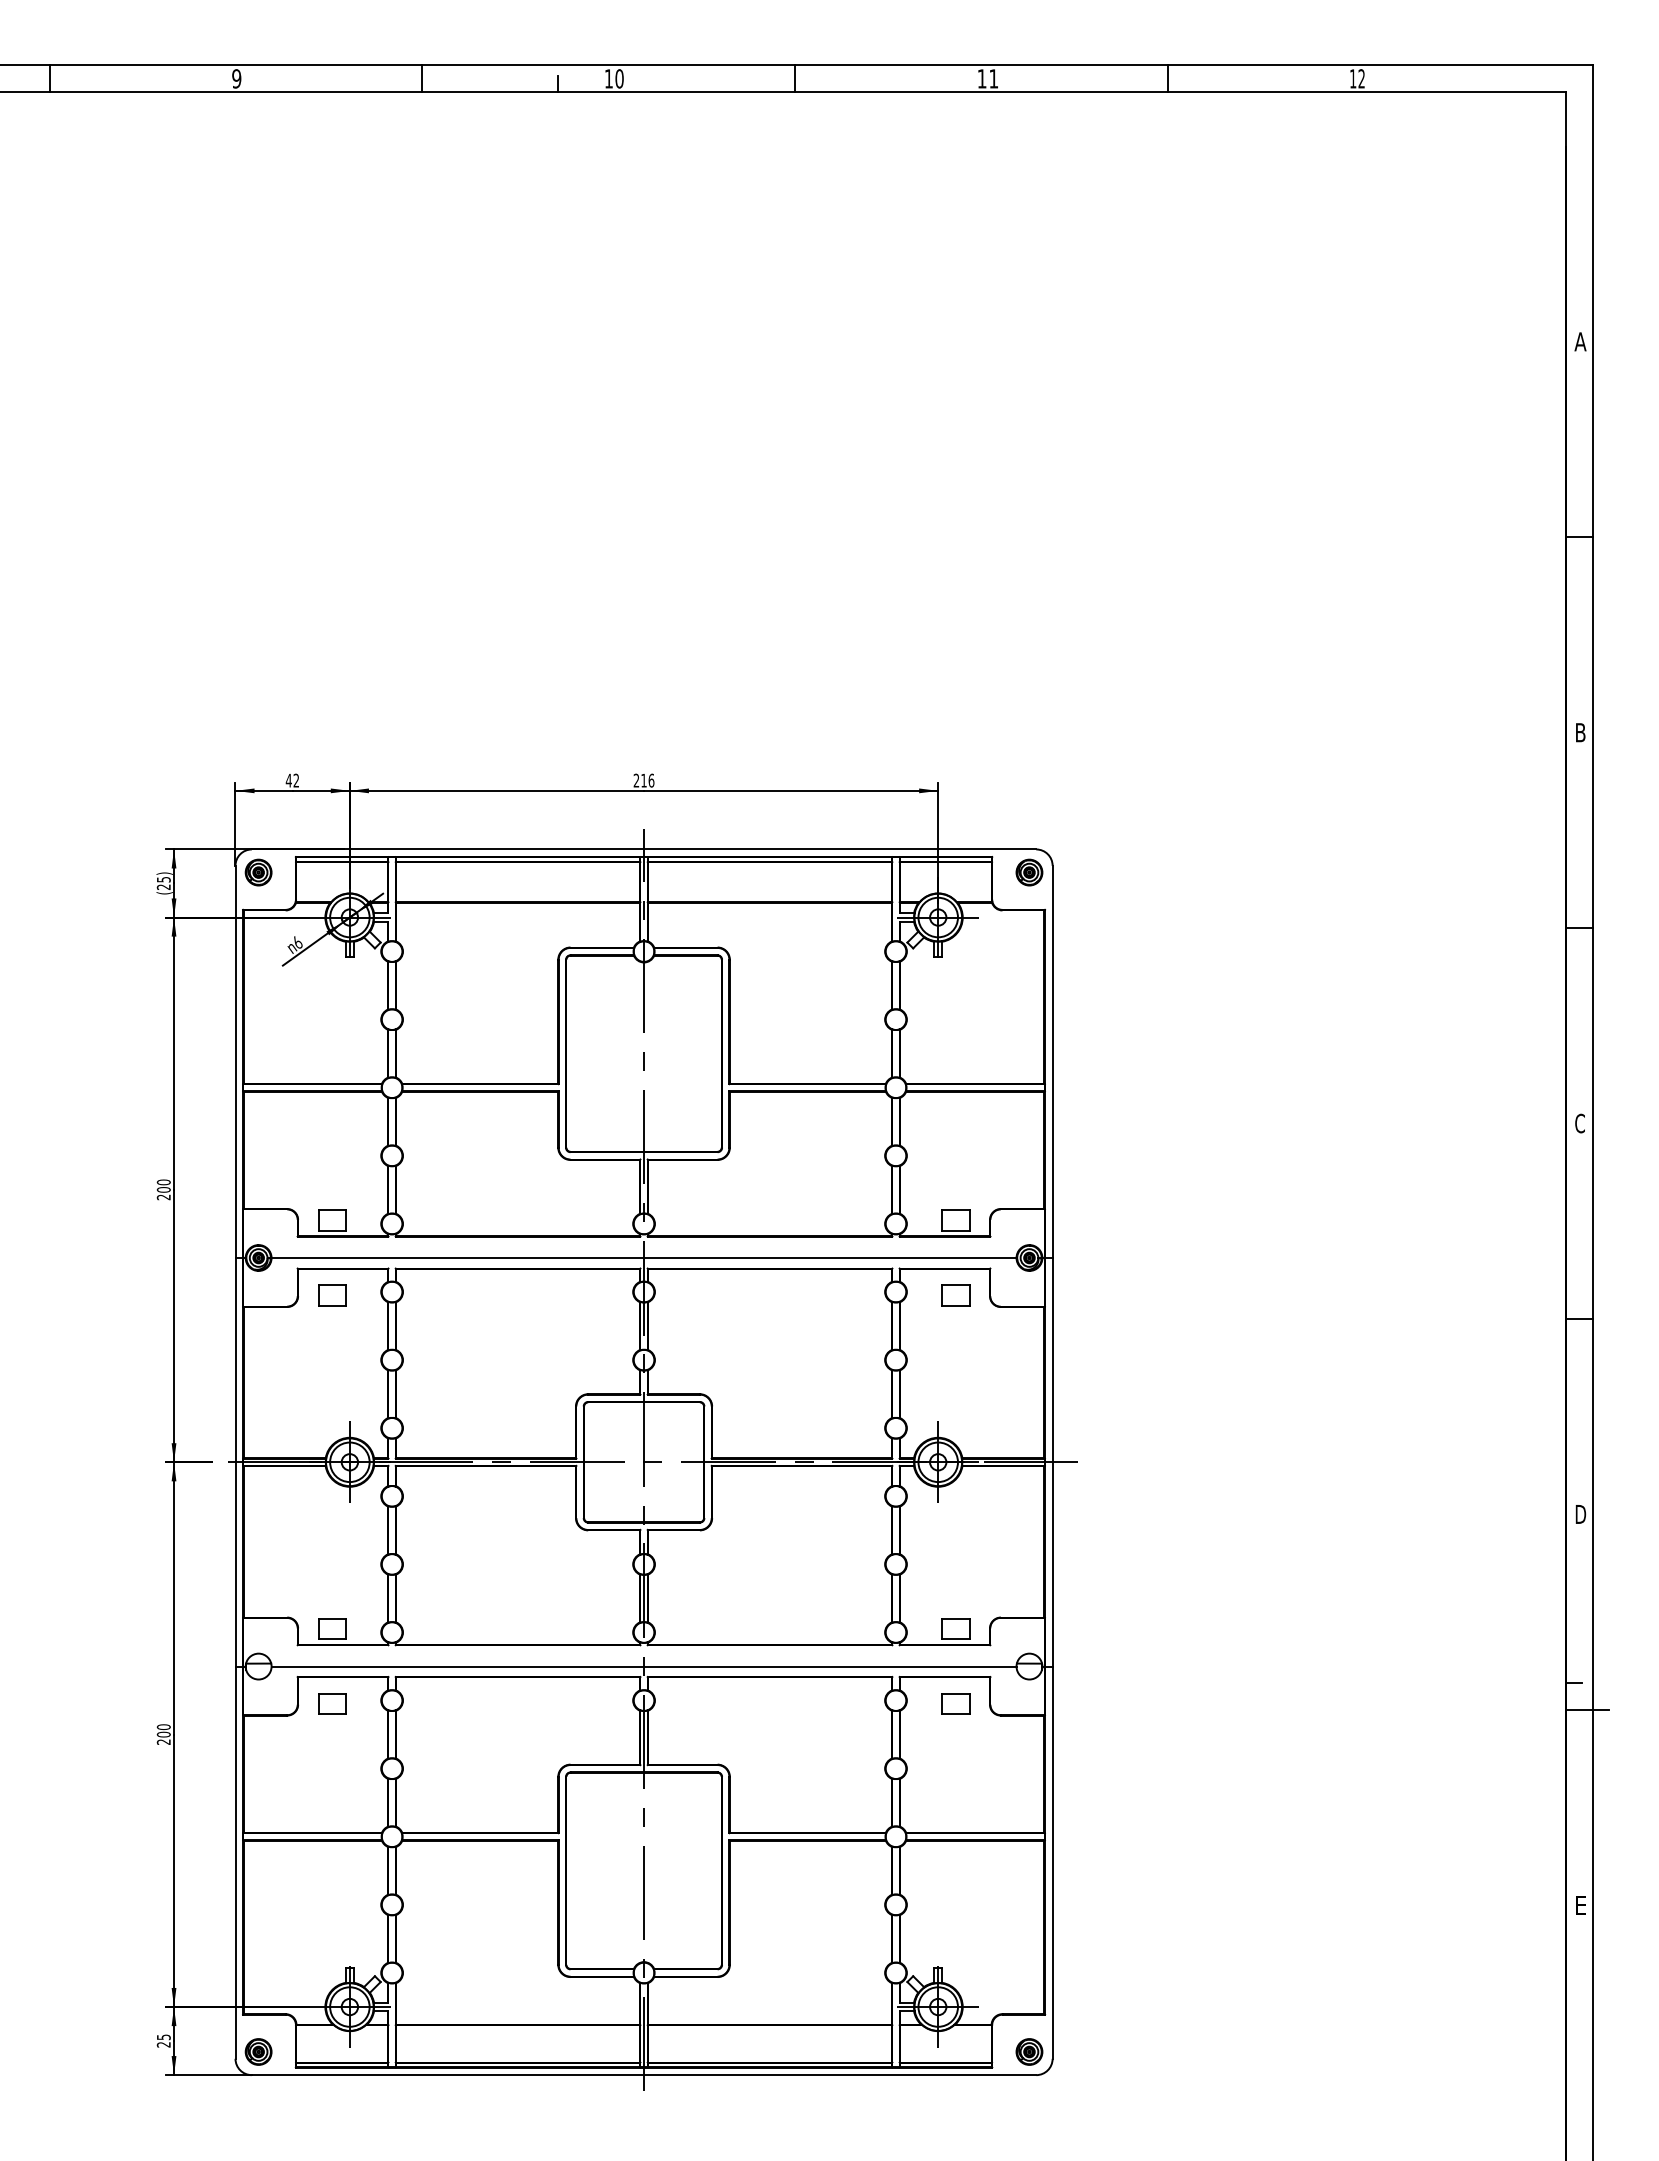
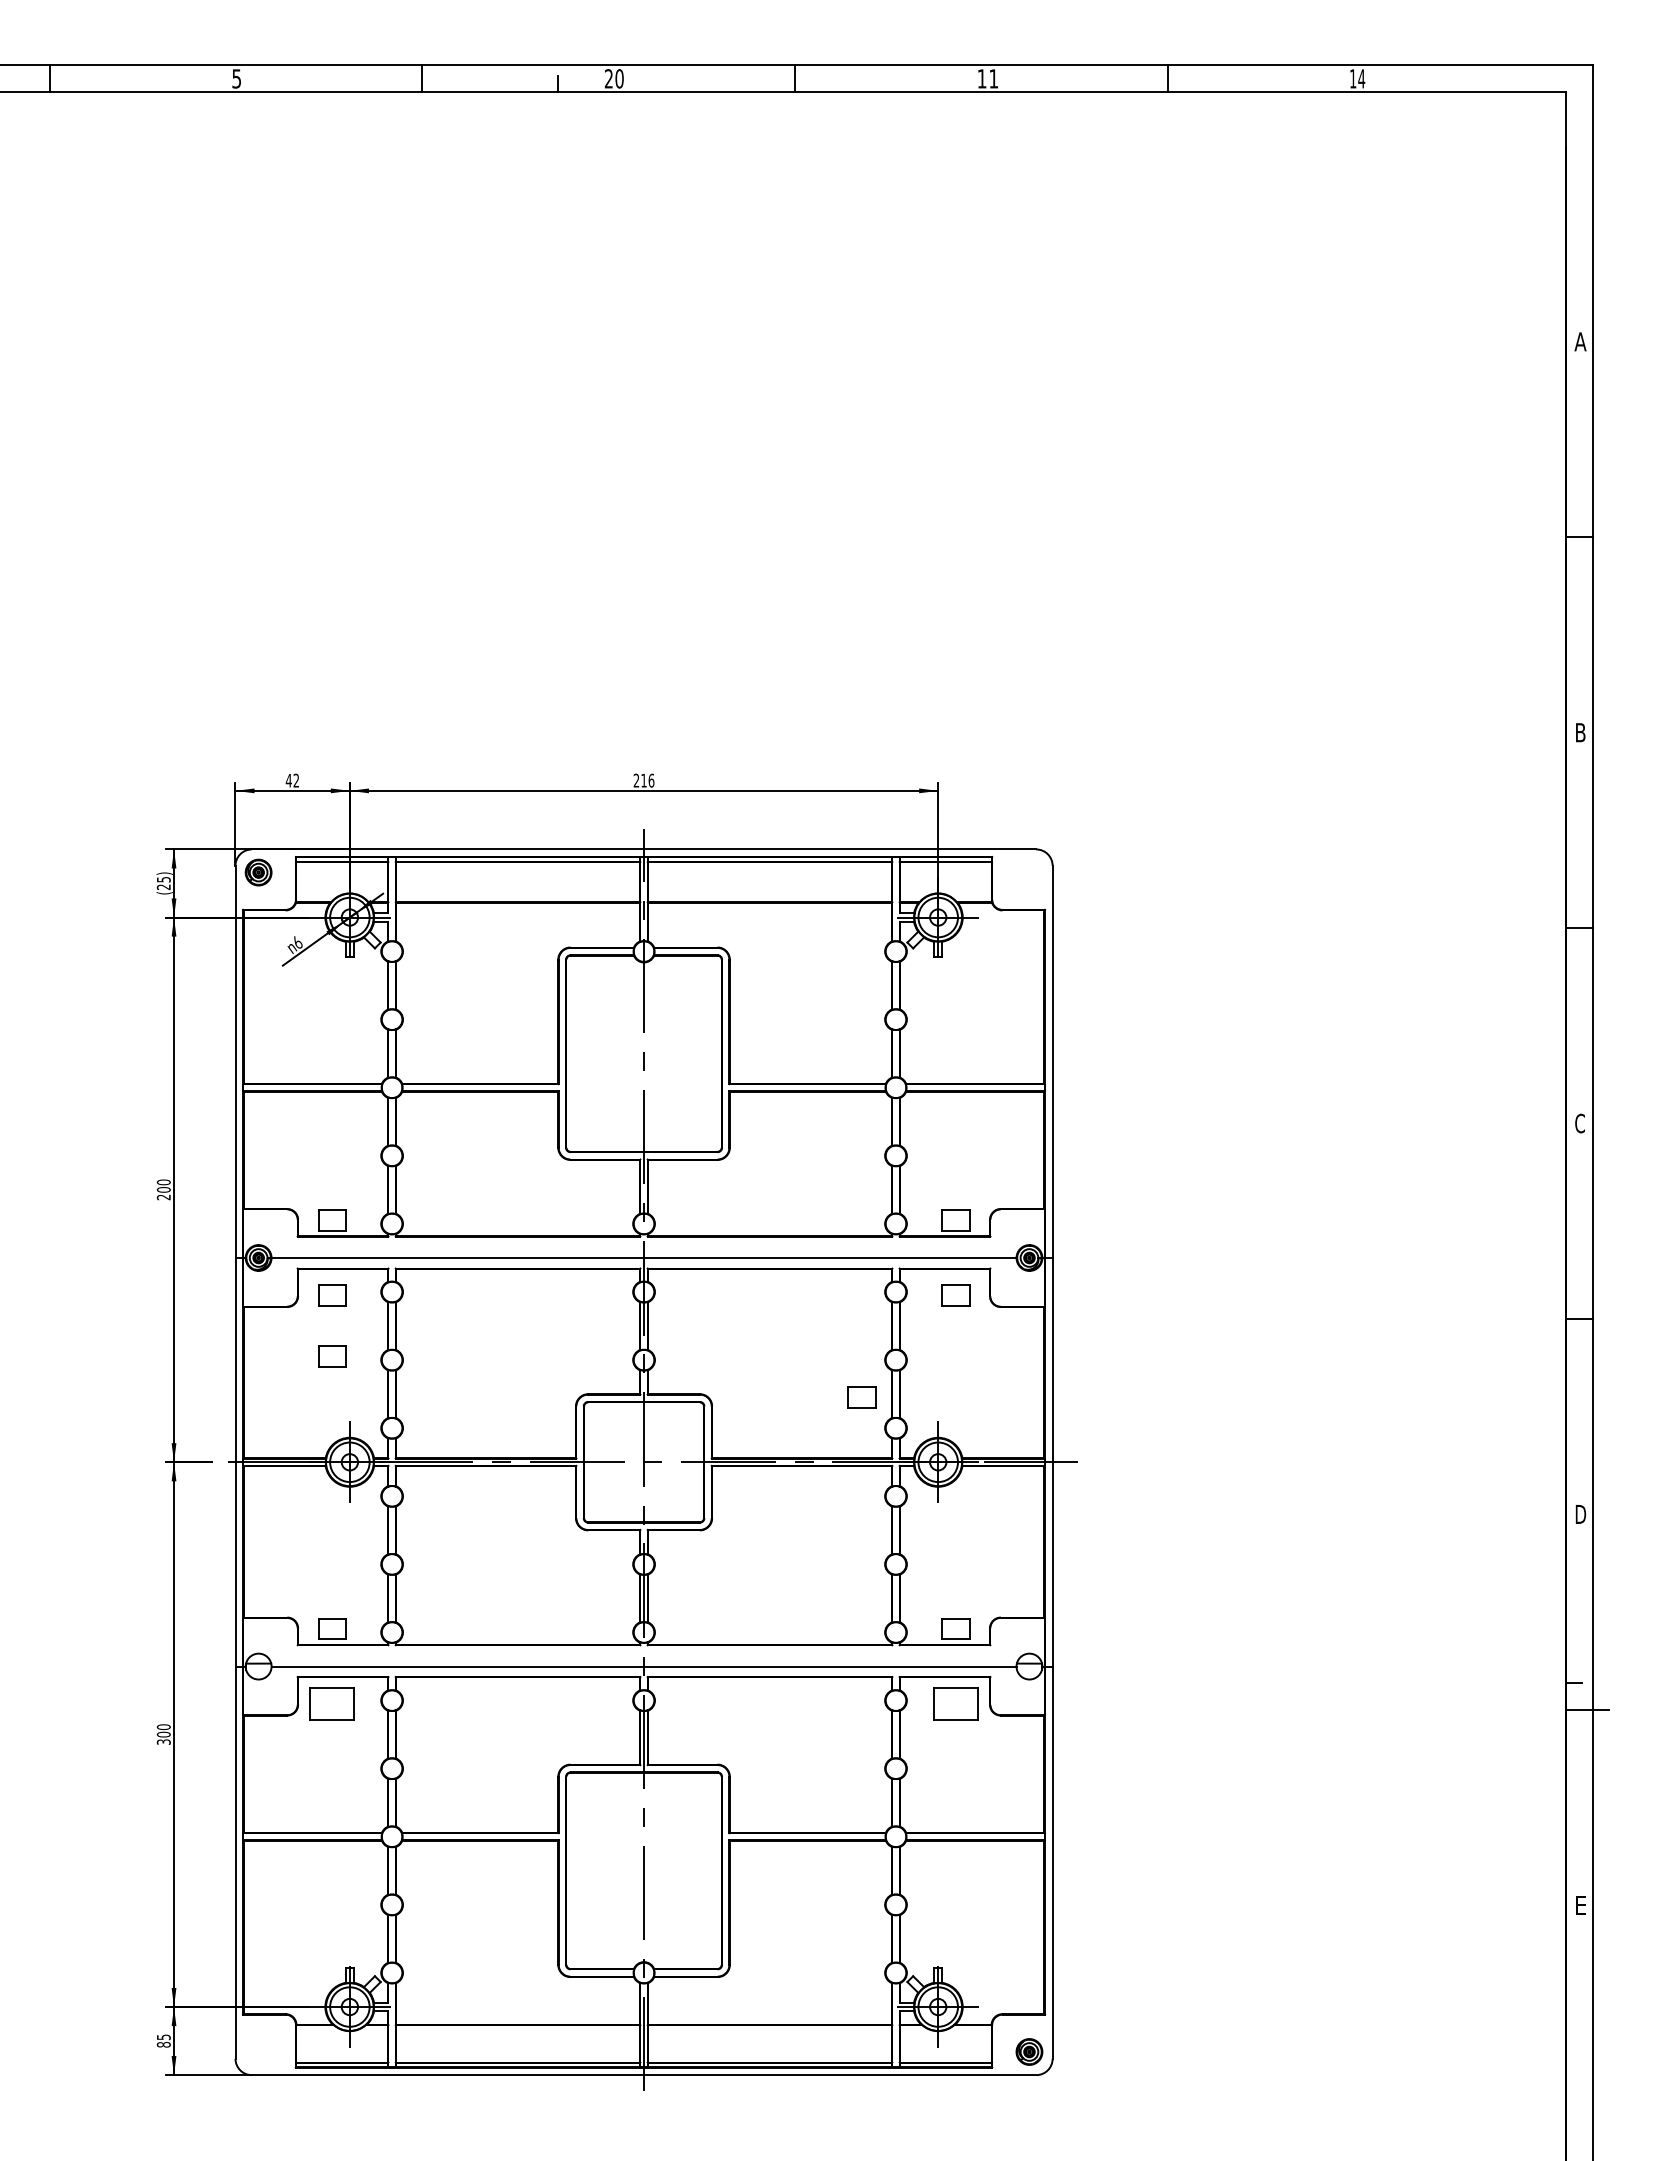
text: 9 -> 5 (236, 78)
text: 10 -> 20 (608, 78)
text: 12 -> 14 (1361, 78)
part: present -> none (1029, 872)
part: none -> present (332, 1356)
part: none -> present (861, 1397)
part size: 29x22 px -> 46x34 px (331, 1703)
part size: 30x22 px -> 46x34 px (955, 1703)
text: 200 -> 300 (163, 1741)
text: 25 -> 85 (163, 2044)
part: present -> none (258, 2051)
